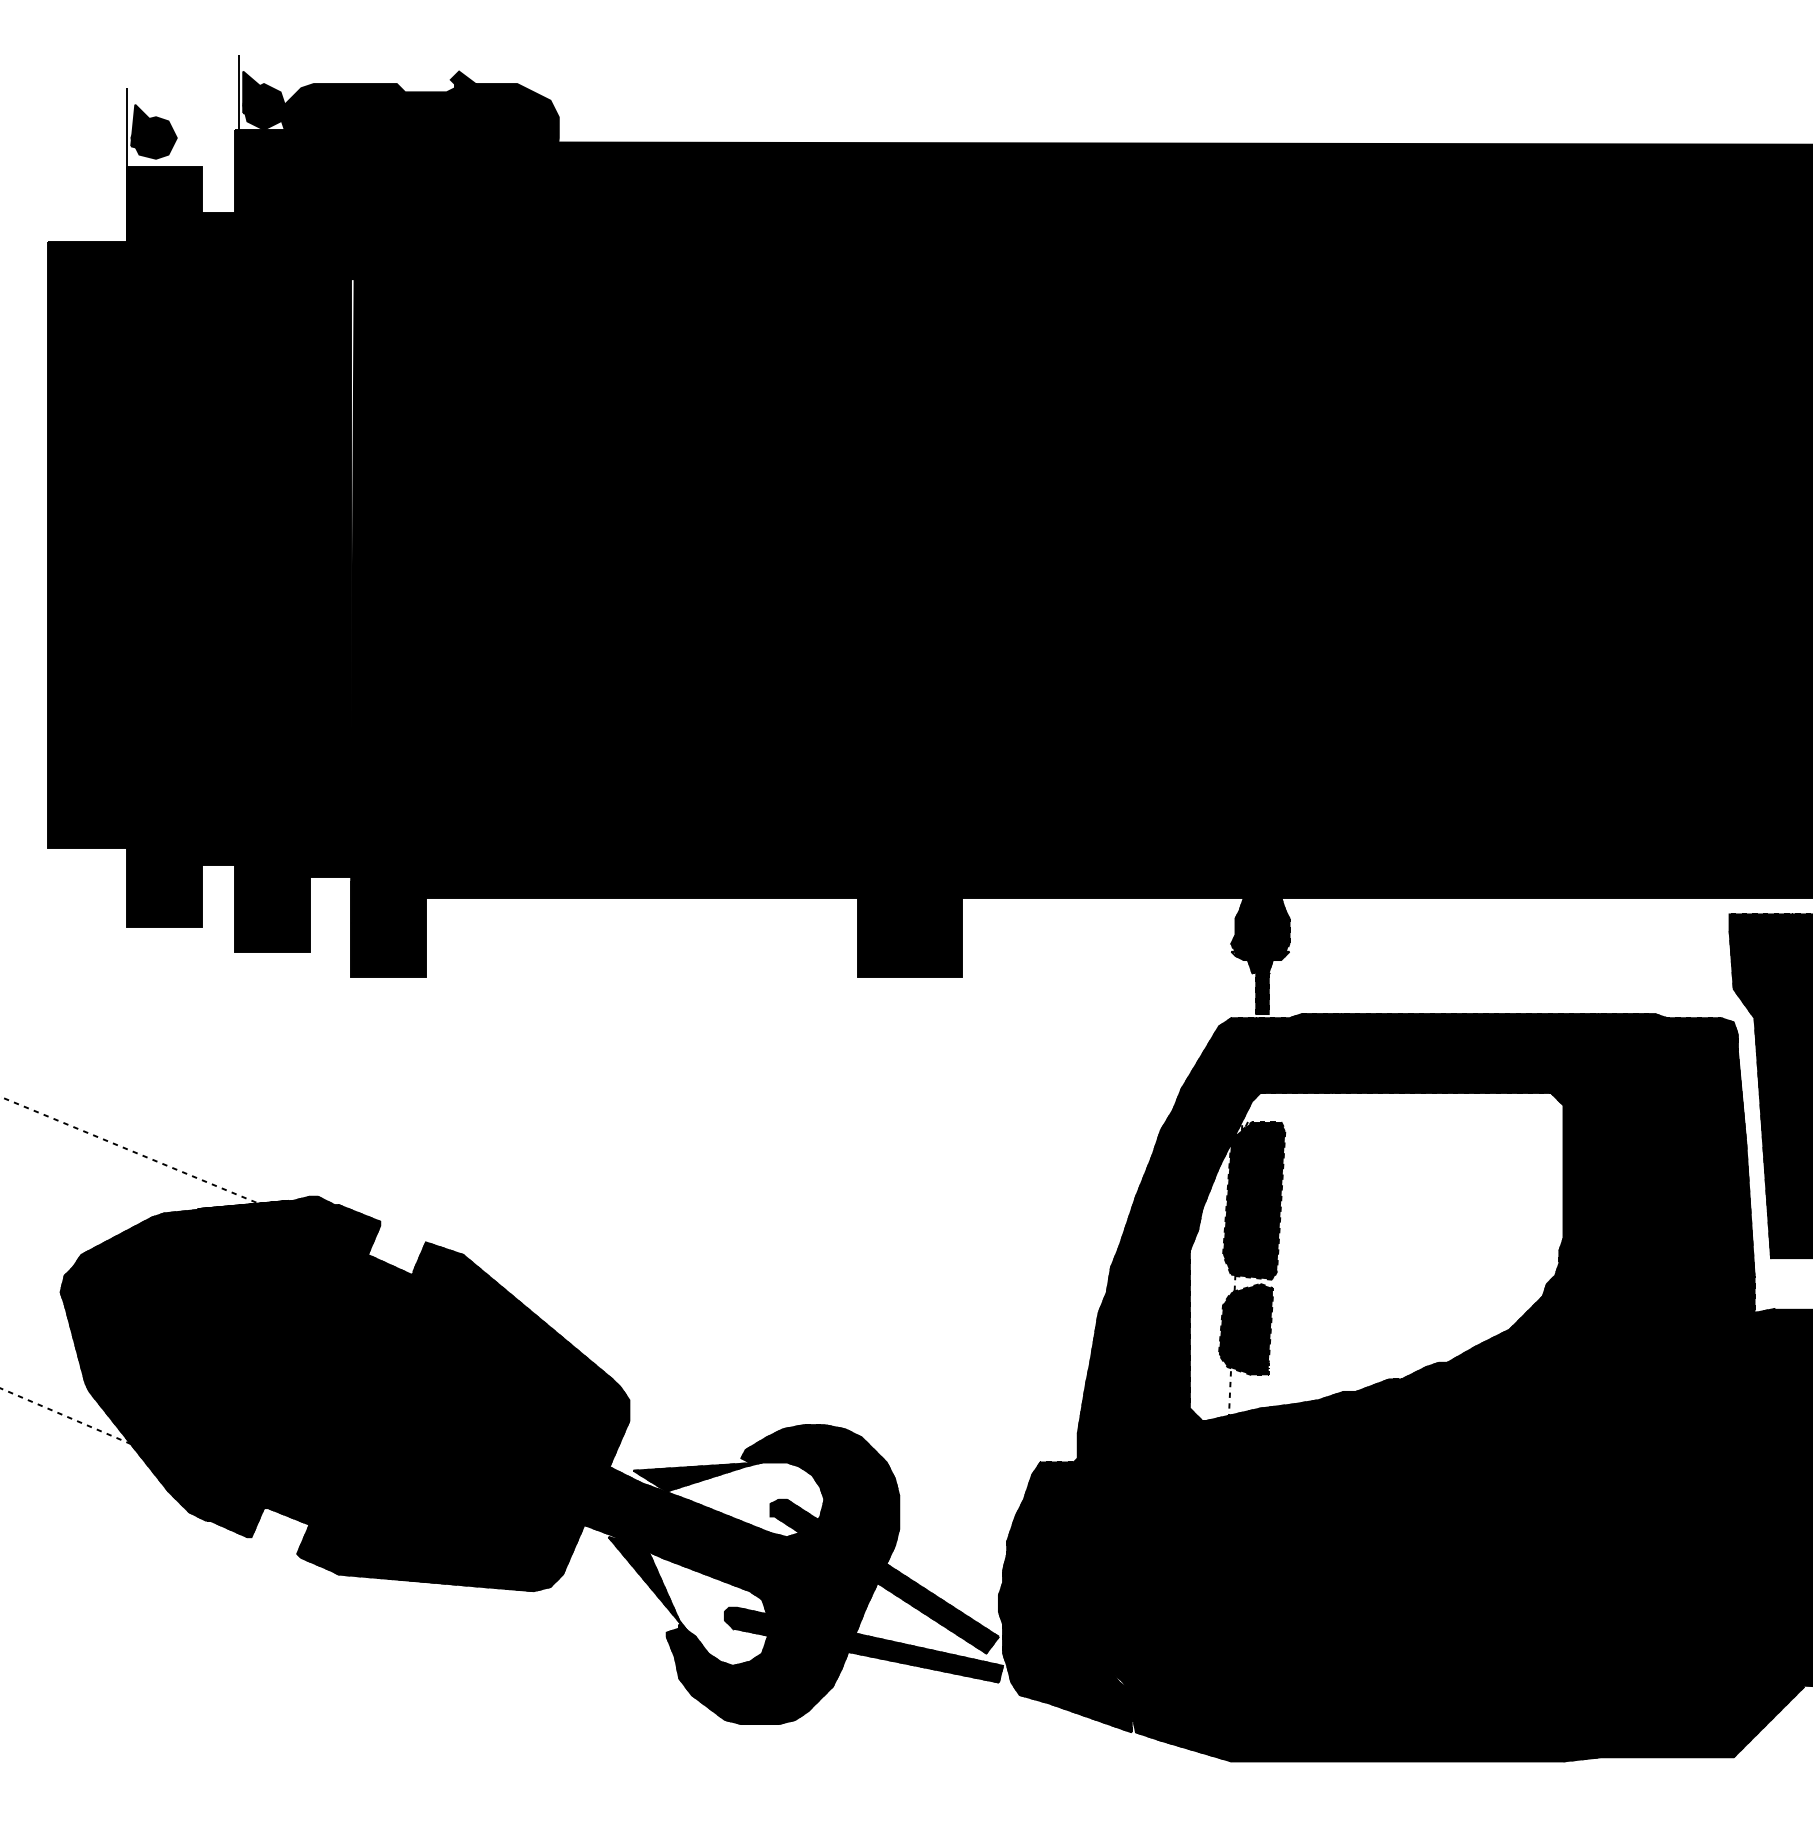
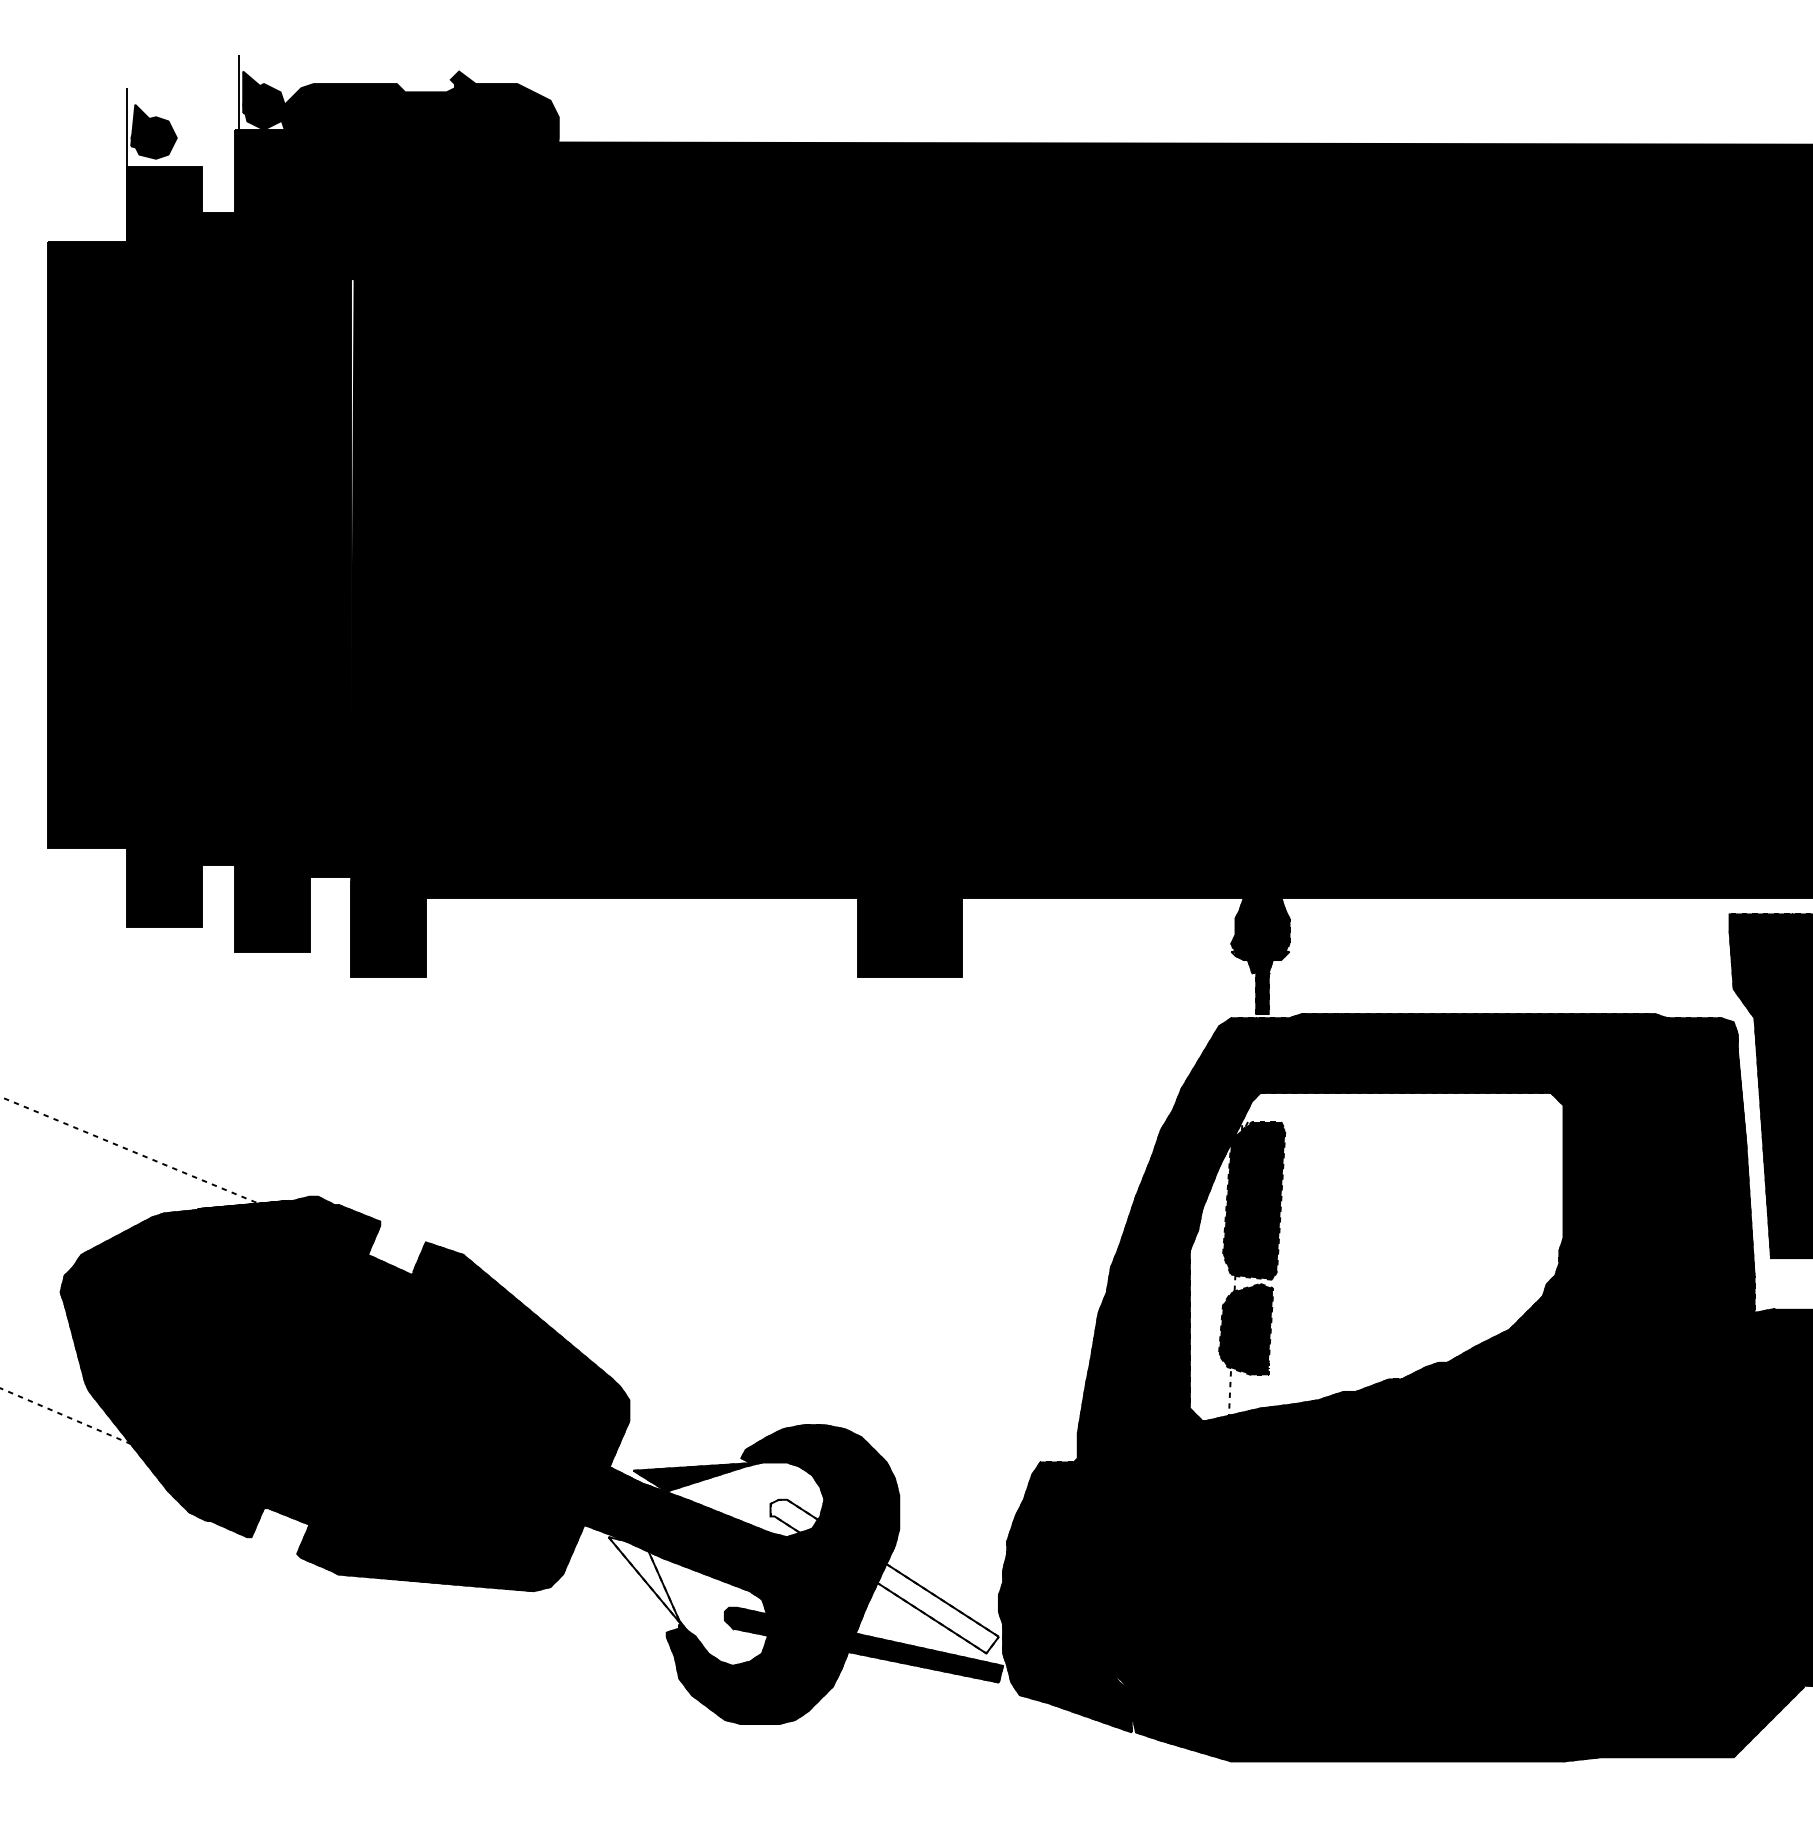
fill: present -> none (884, 1576)
fill: present -> none (649, 1586)
